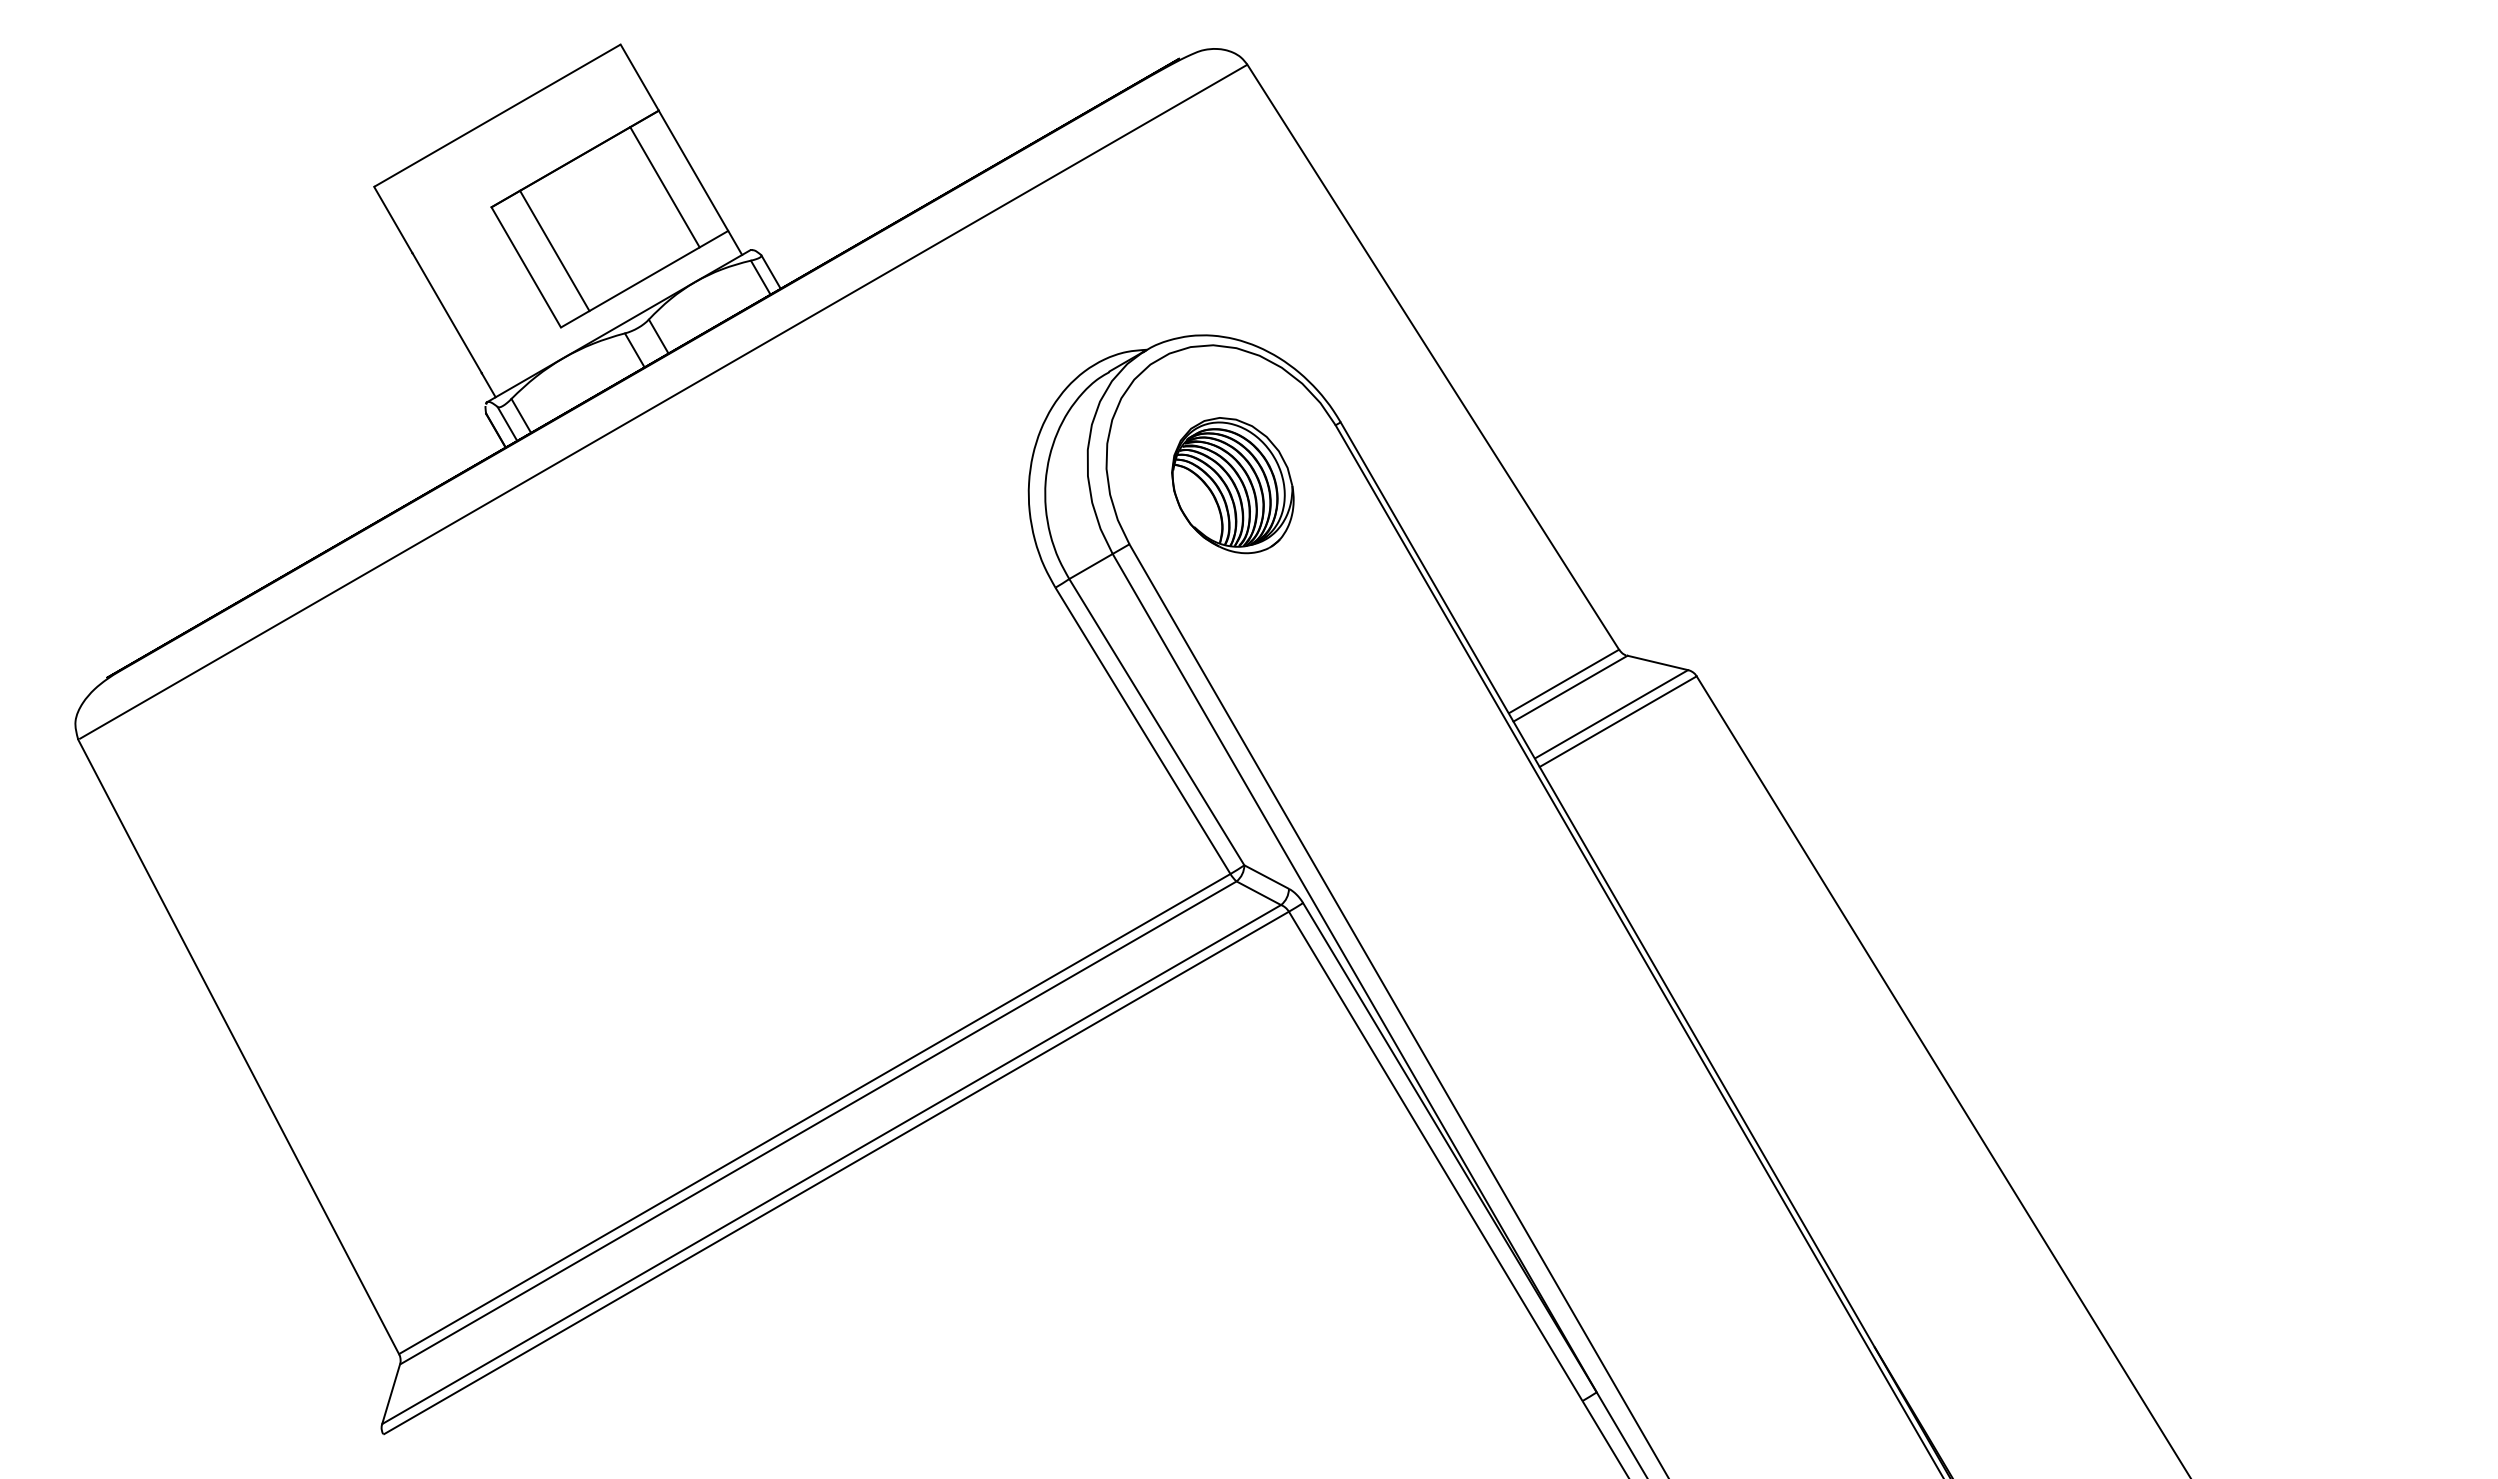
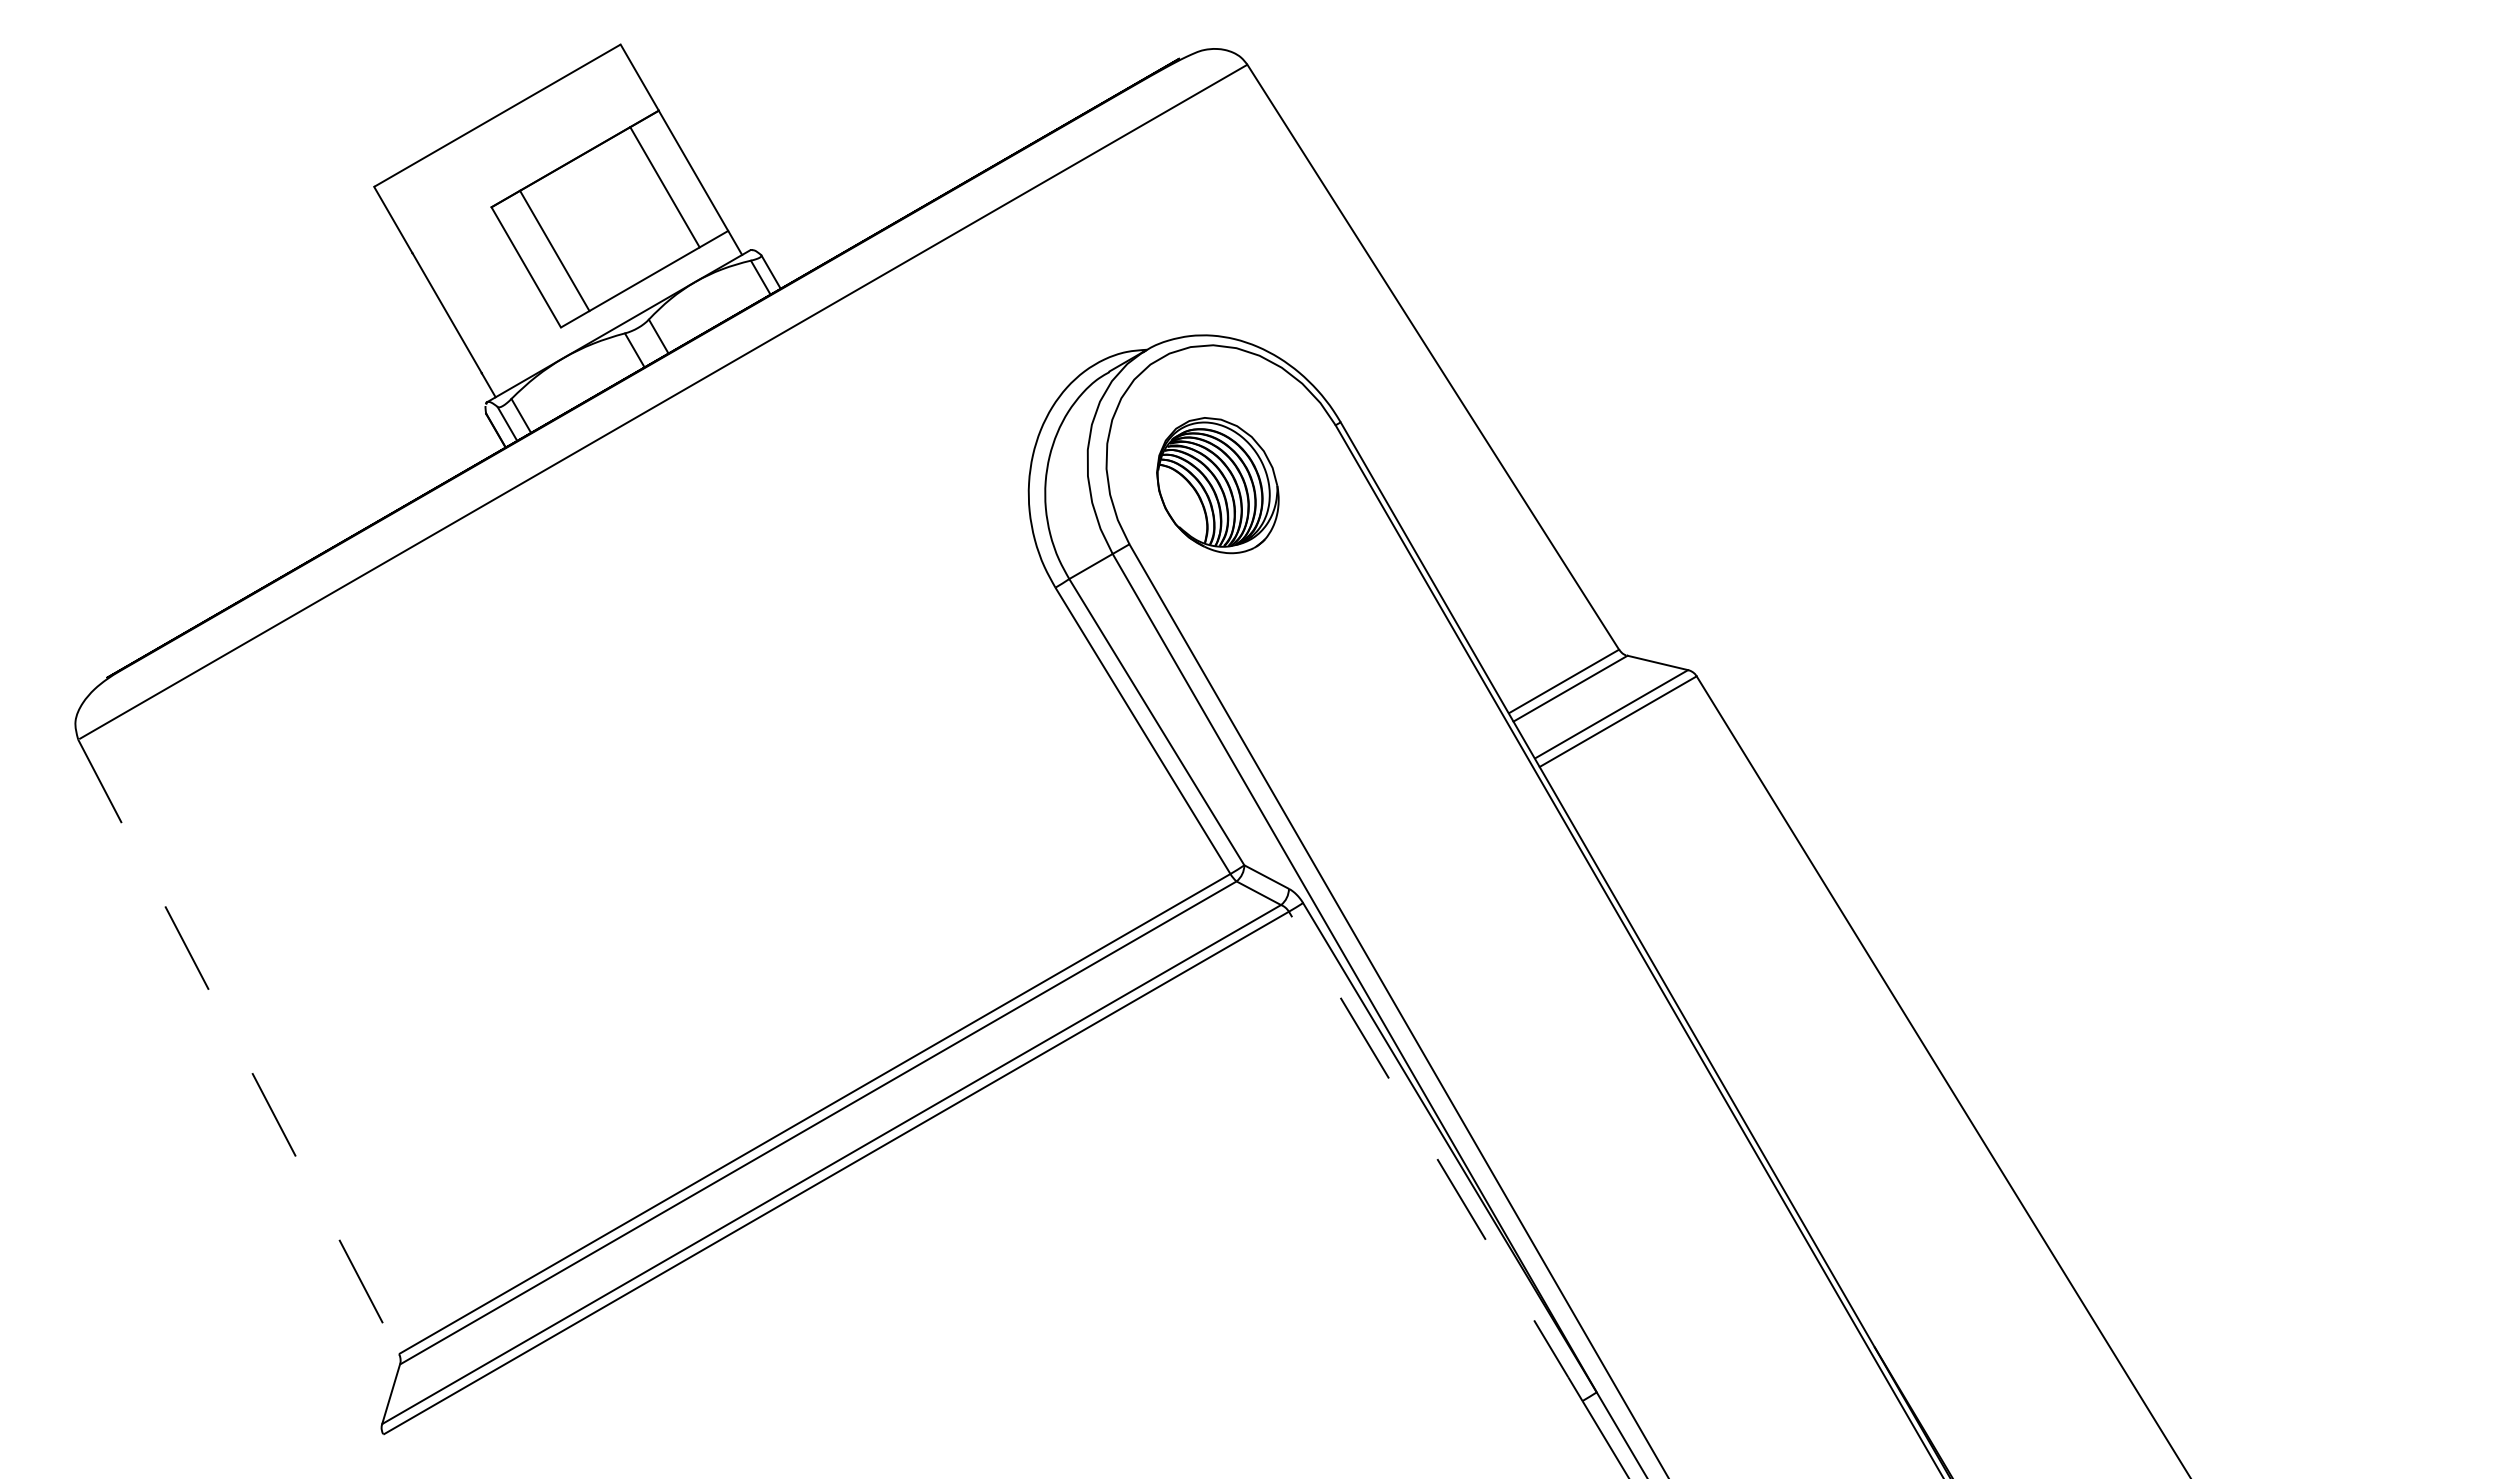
part position: (1232, 485) -> (1217, 485) (1217, 485)
line: solid -> dashed (238, 1046)
line: solid -> dashed (1436, 1157)
